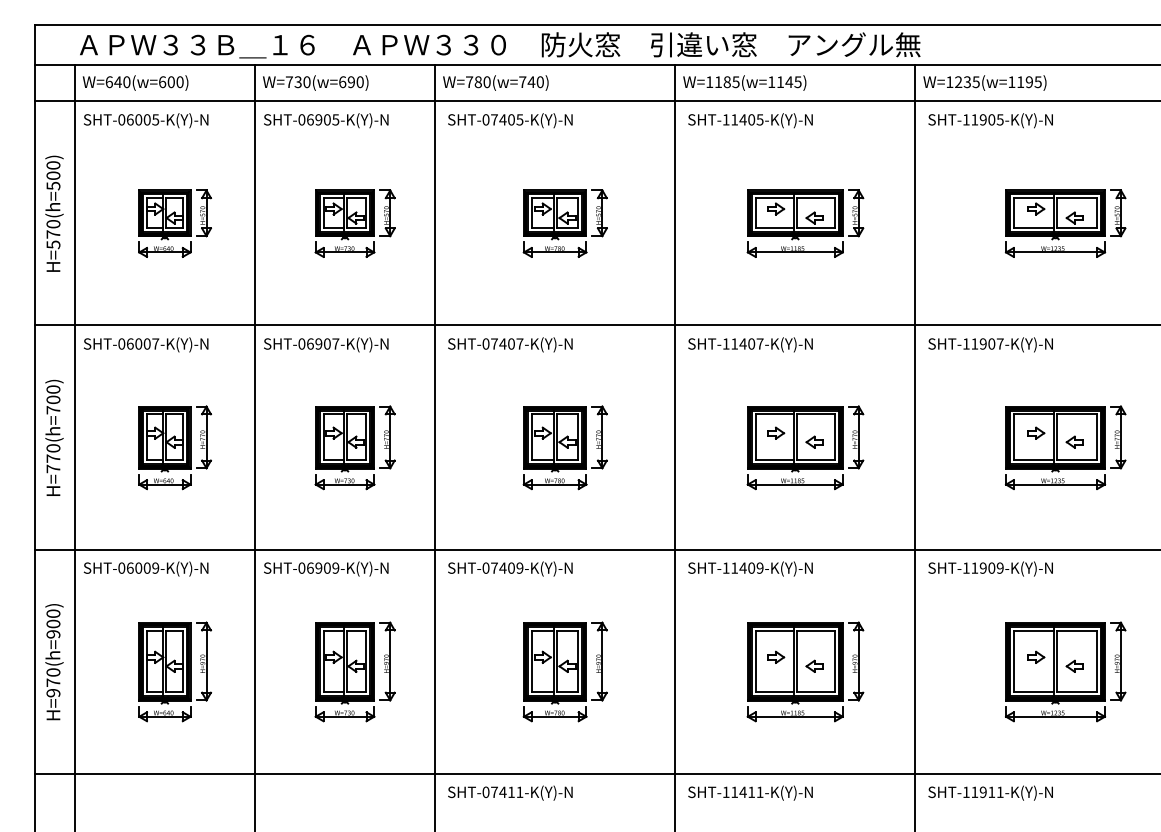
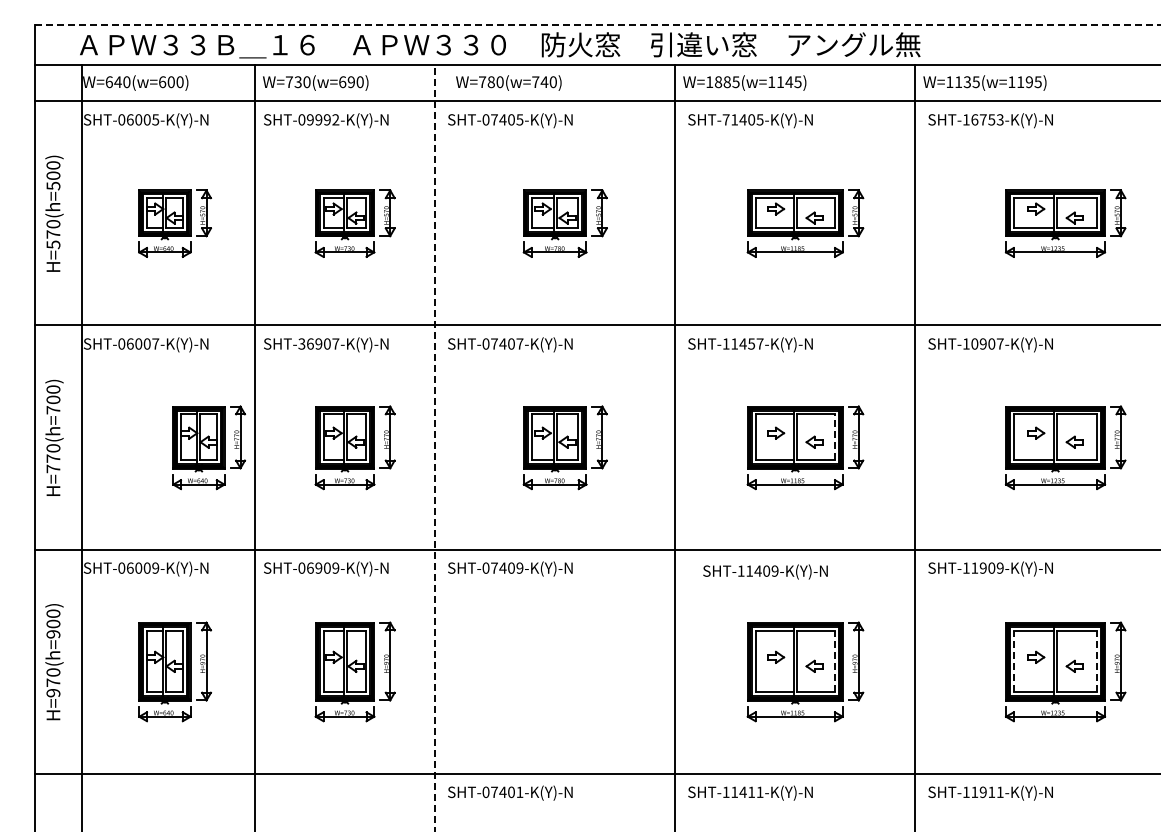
line: solid -> dashed (597, 25)
text: W=1235(w=1195) -> W=1135(w=1195) (958, 81)
text position: (495, 82) -> (508, 82) (508, 82)
text: W=1185(w=1145) -> W=1885(w=1145) (718, 82)
text: SHT-06905-K(Y)-N -> SHT-09992-K(Y)-N (322, 119)
text: SHT-11405-K(Y)-N -> SHT-71405-K(Y)-N (725, 119)
text: SHT-11905-K(Y)-N -> SHT-16753-K(Y)-N (987, 119)
text: SHT-06907-K(Y)-N -> SHT-36907-K(Y)-N (301, 343)
text: SHT-11407-K(Y)-N -> SHT-11457-K(Y)-N (751, 343)
text: SHT-11907-K(Y)-N -> SHT-10907-K(Y)-N (974, 343)
line: solid -> dashed (834, 437)
line position: (74, 446) -> (81, 446) (81, 446)
part position: (174, 447) -> (208, 447) (208, 447)
line: solid -> dashed (435, 447)
text position: (750, 568) -> (765, 571) (765, 571)
line: solid -> dashed (834, 661)
line: solid -> dashed (1014, 661)
line: solid -> dashed (1096, 661)
part: present -> none (564, 671)
text: SHT-07411-K(Y)-N -> SHT-07401-K(Y)-N (511, 792)
